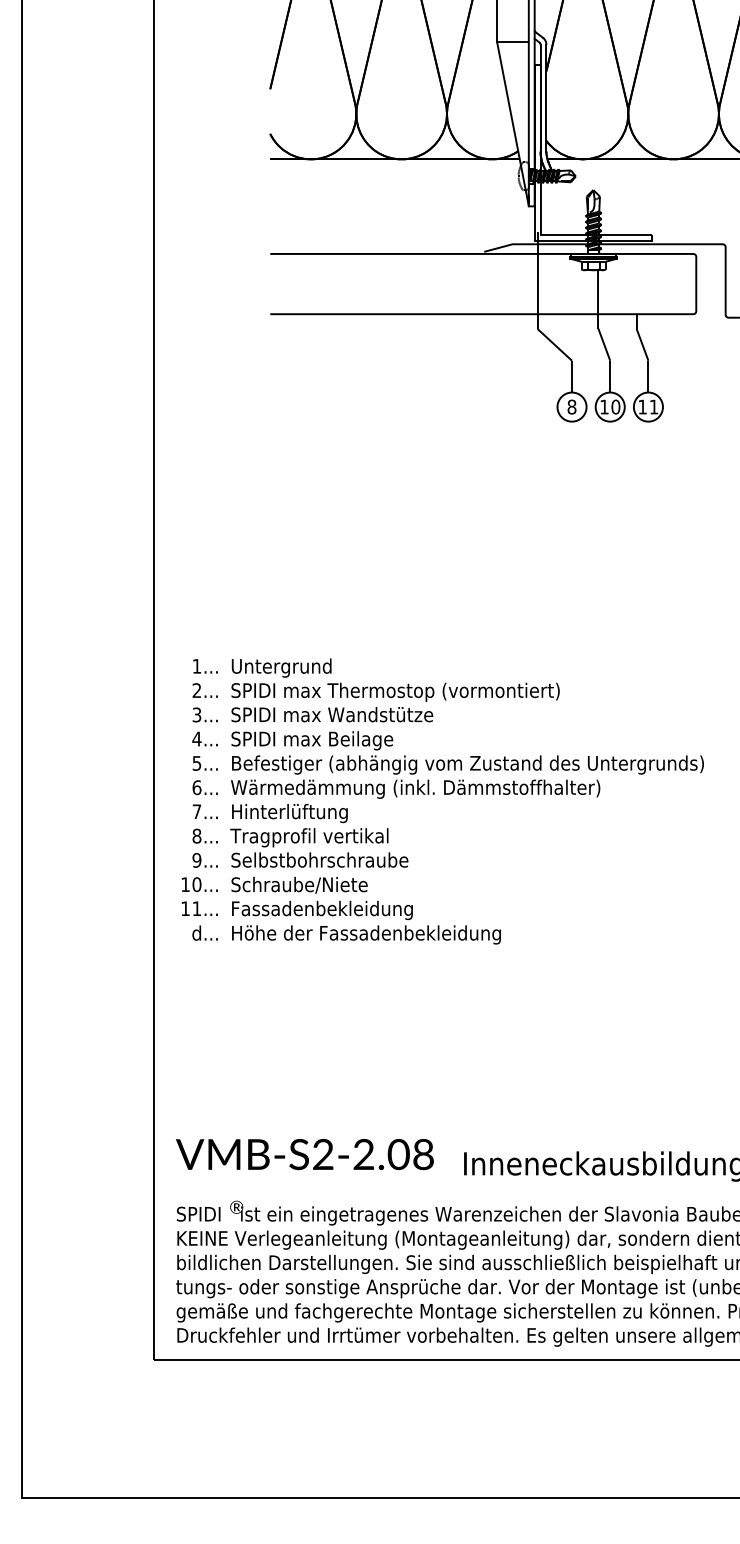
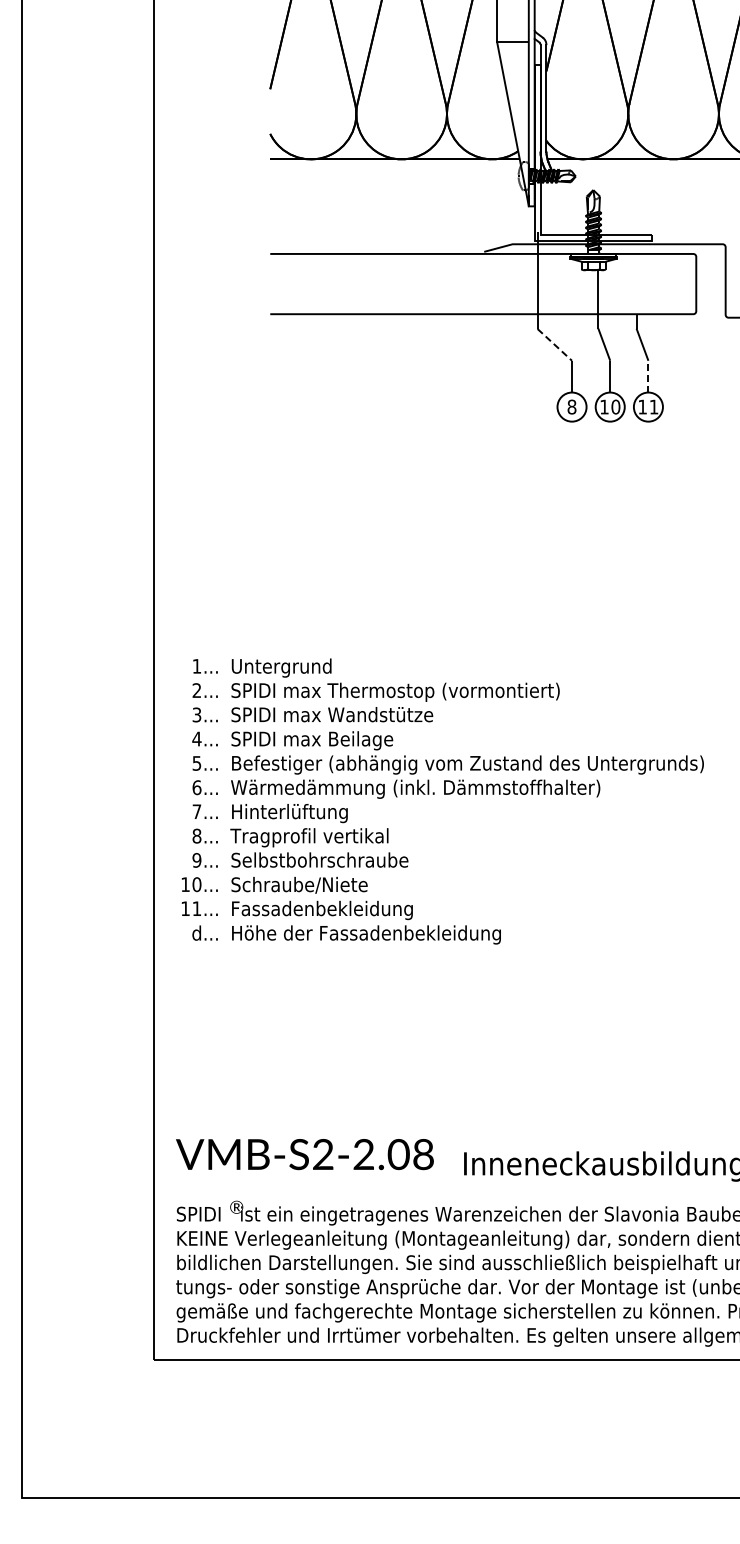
line: solid -> dashed (555, 345)
line: solid -> dashed (648, 376)
